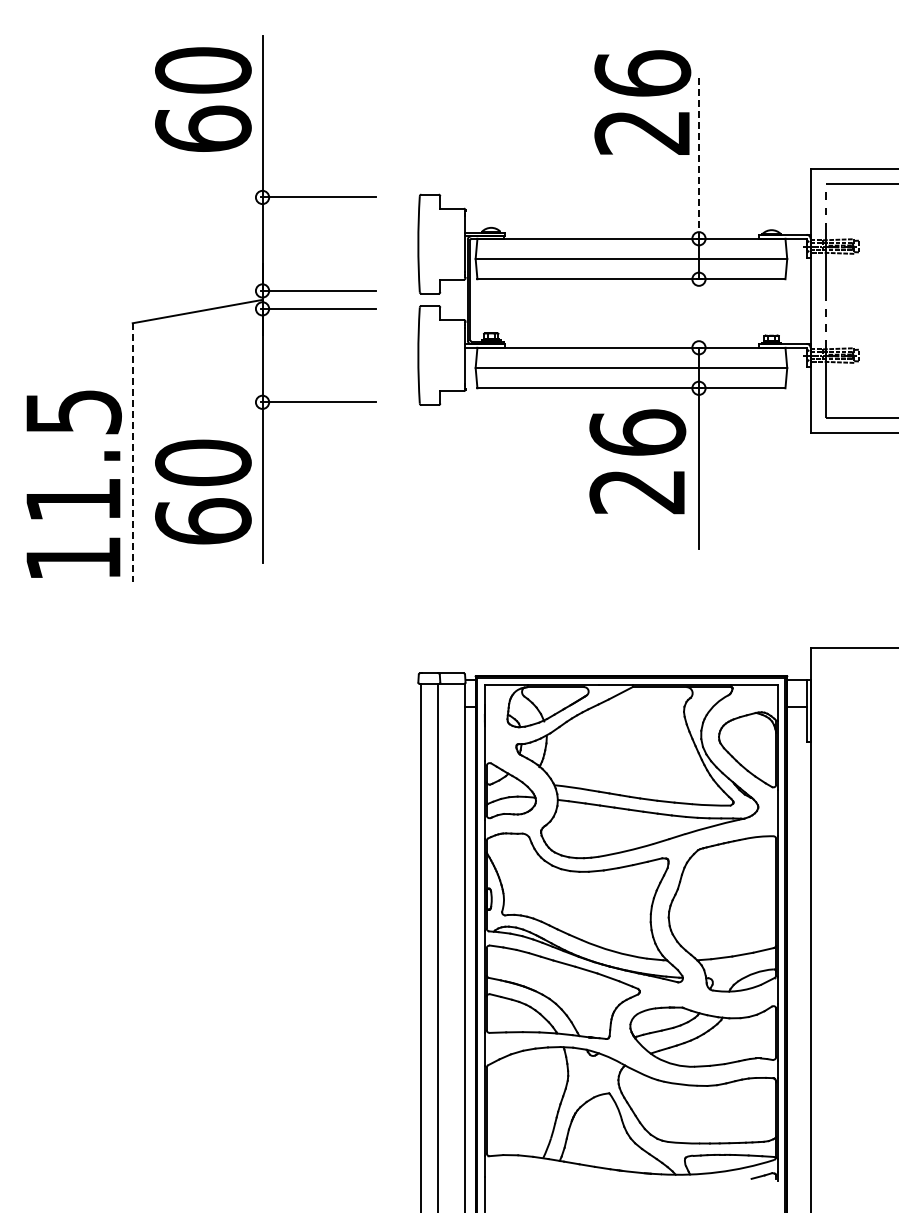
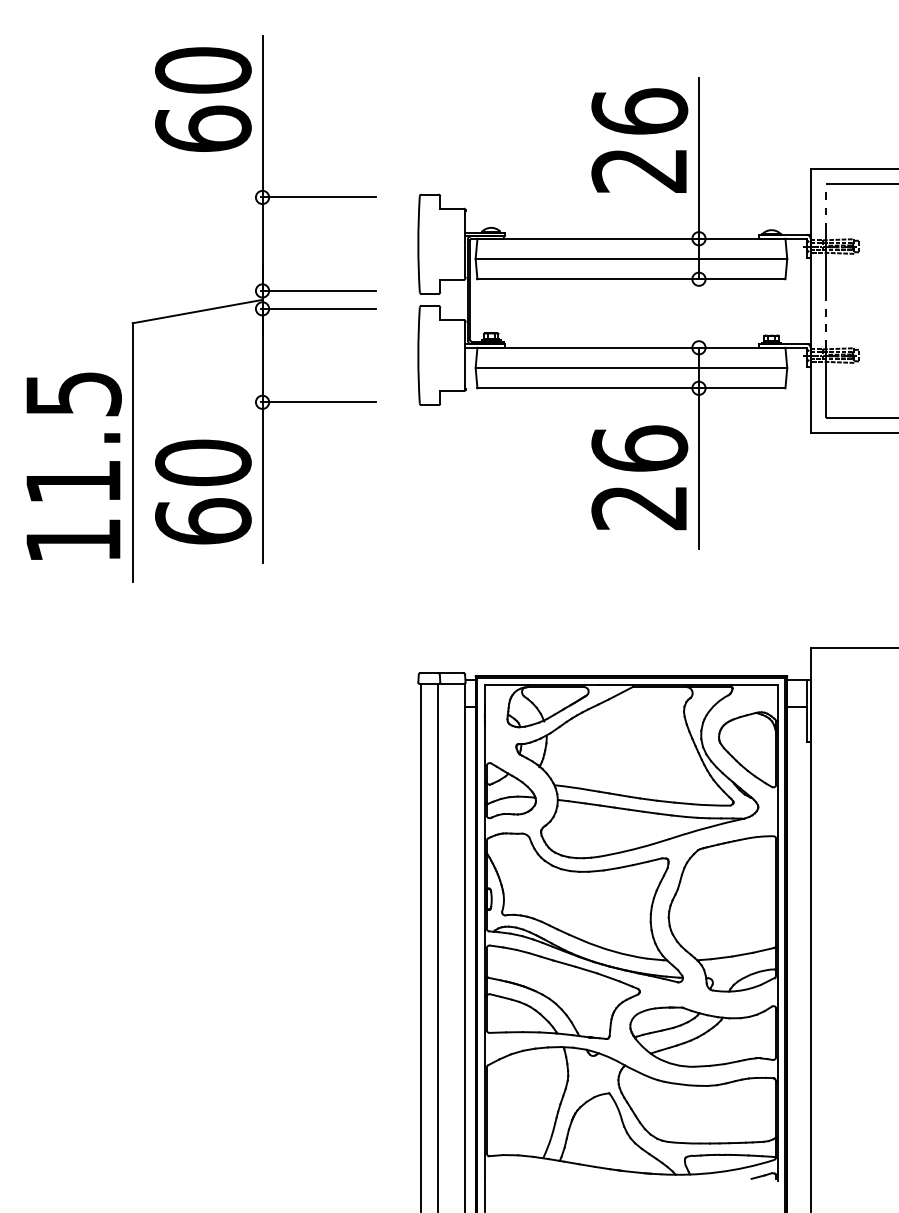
text position: (642, 102) -> (639, 140) (639, 140)
line: dashed -> solid (698, 158)
line: dashed -> solid (132, 452)
text position: (637, 461) -> (639, 477) (639, 477)
text position: (73, 483) -> (73, 465) (73, 465)
